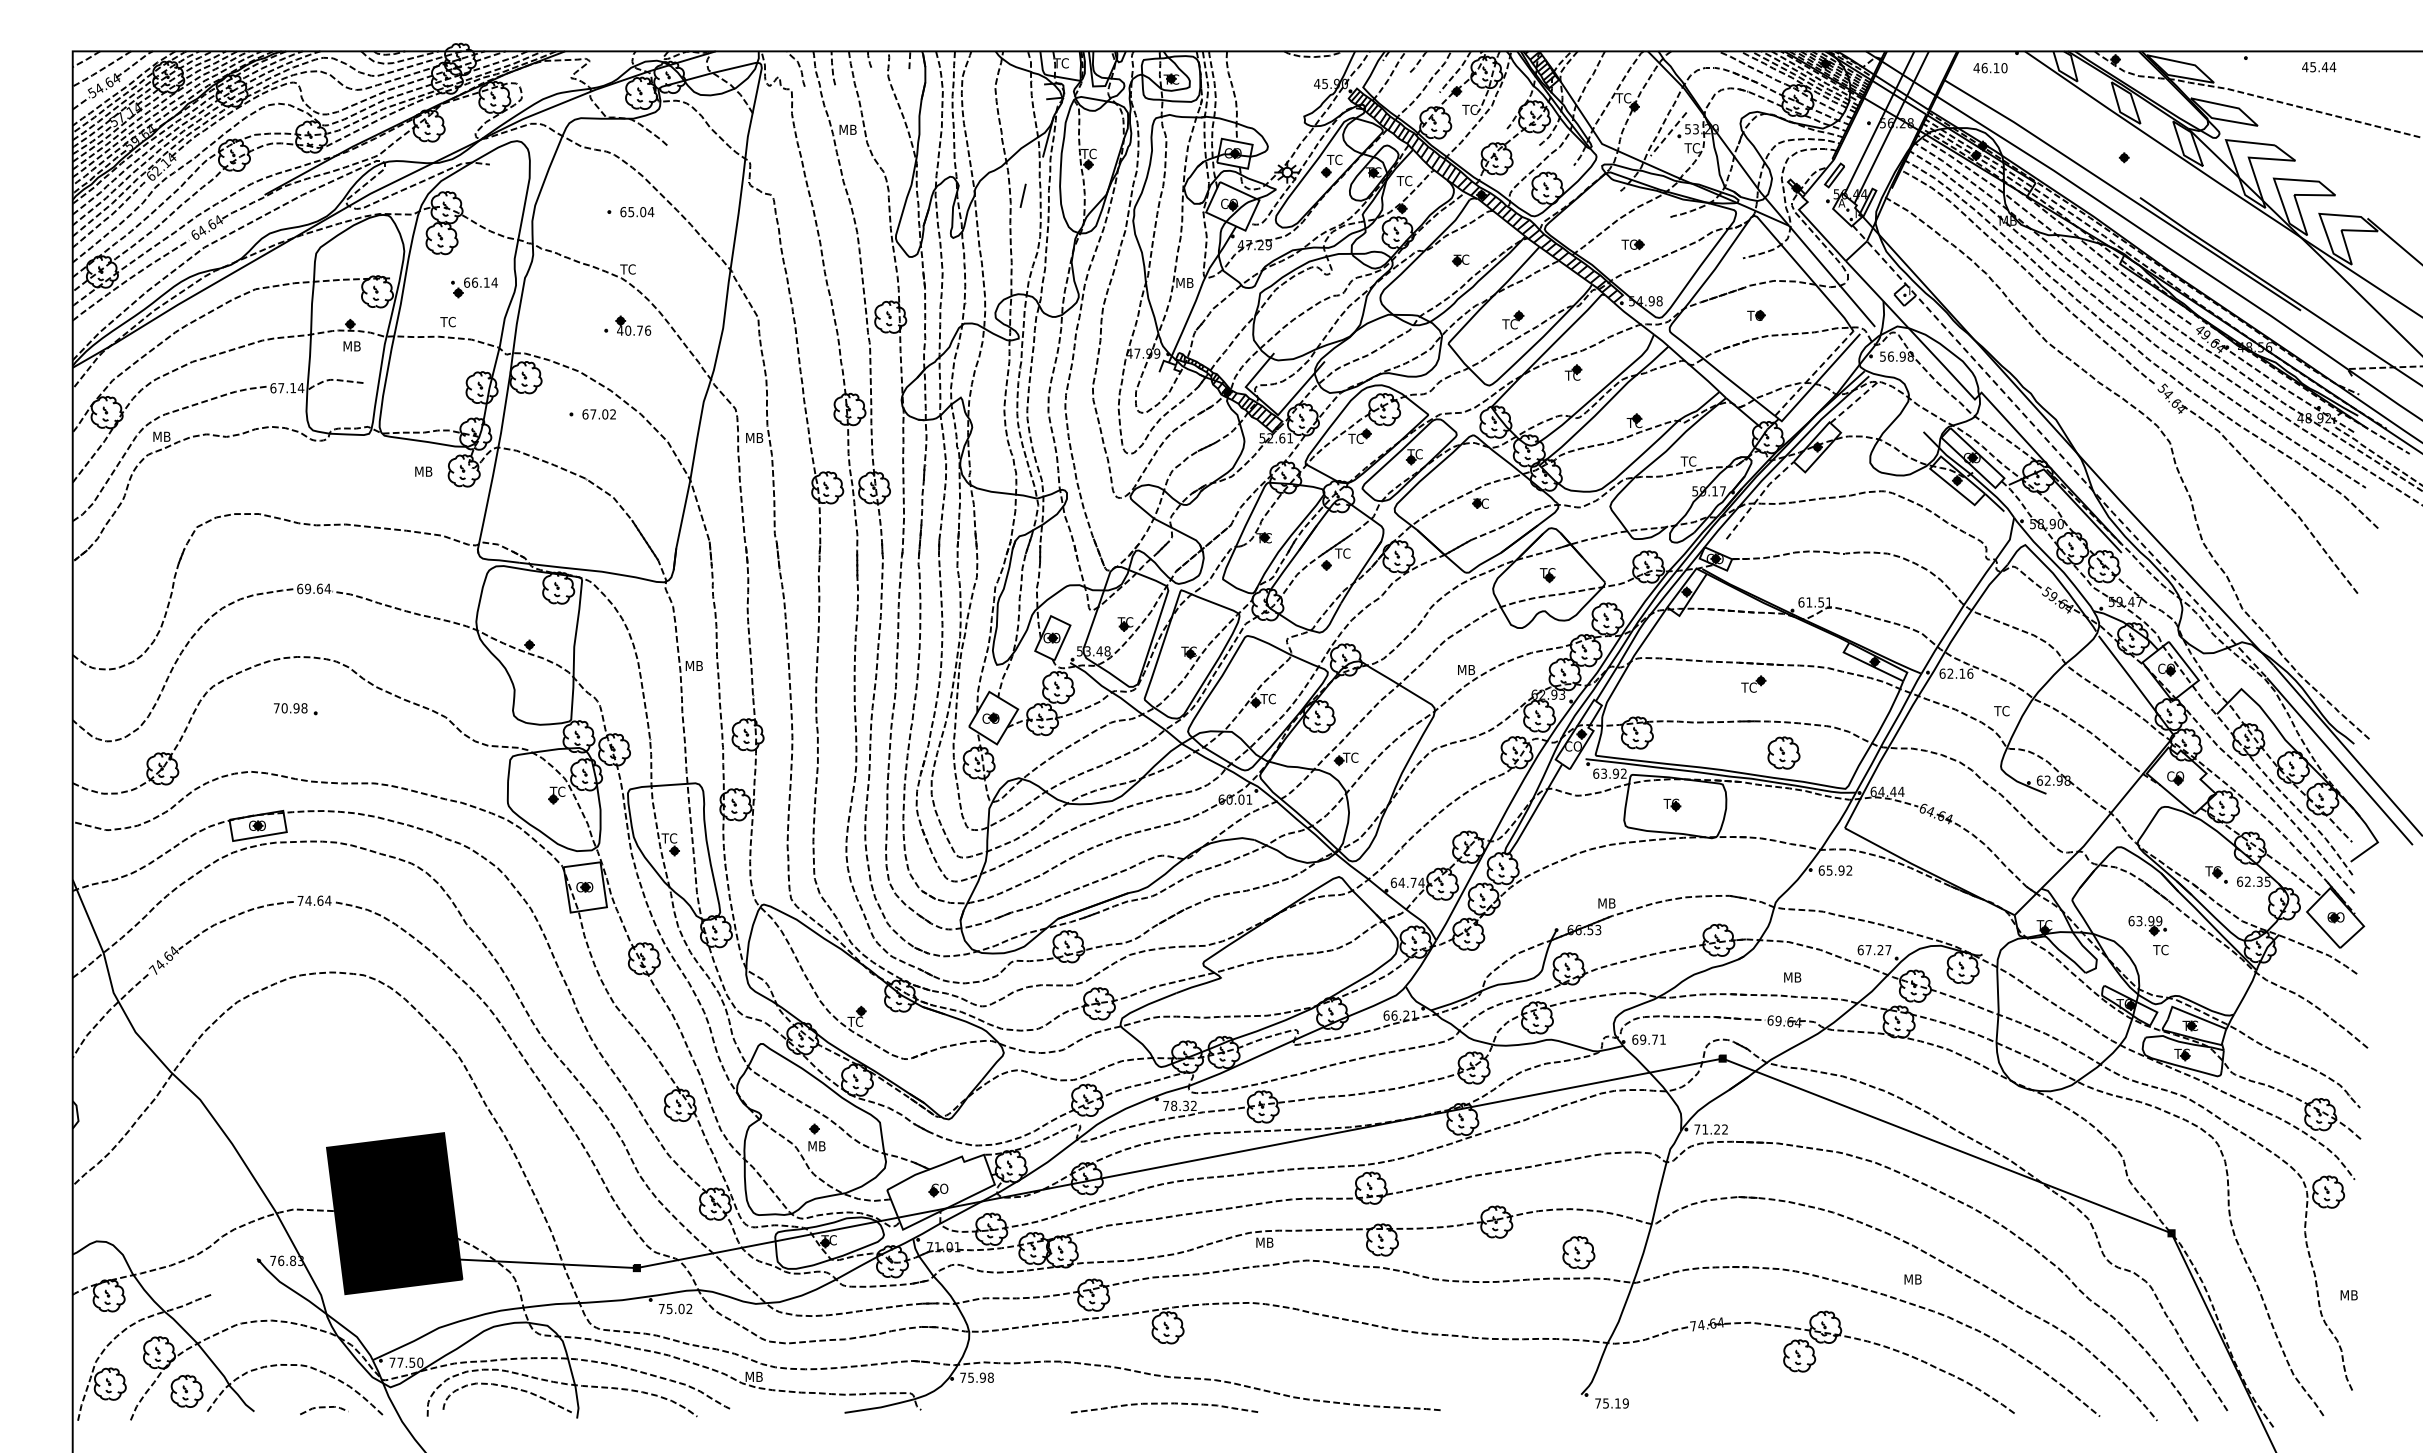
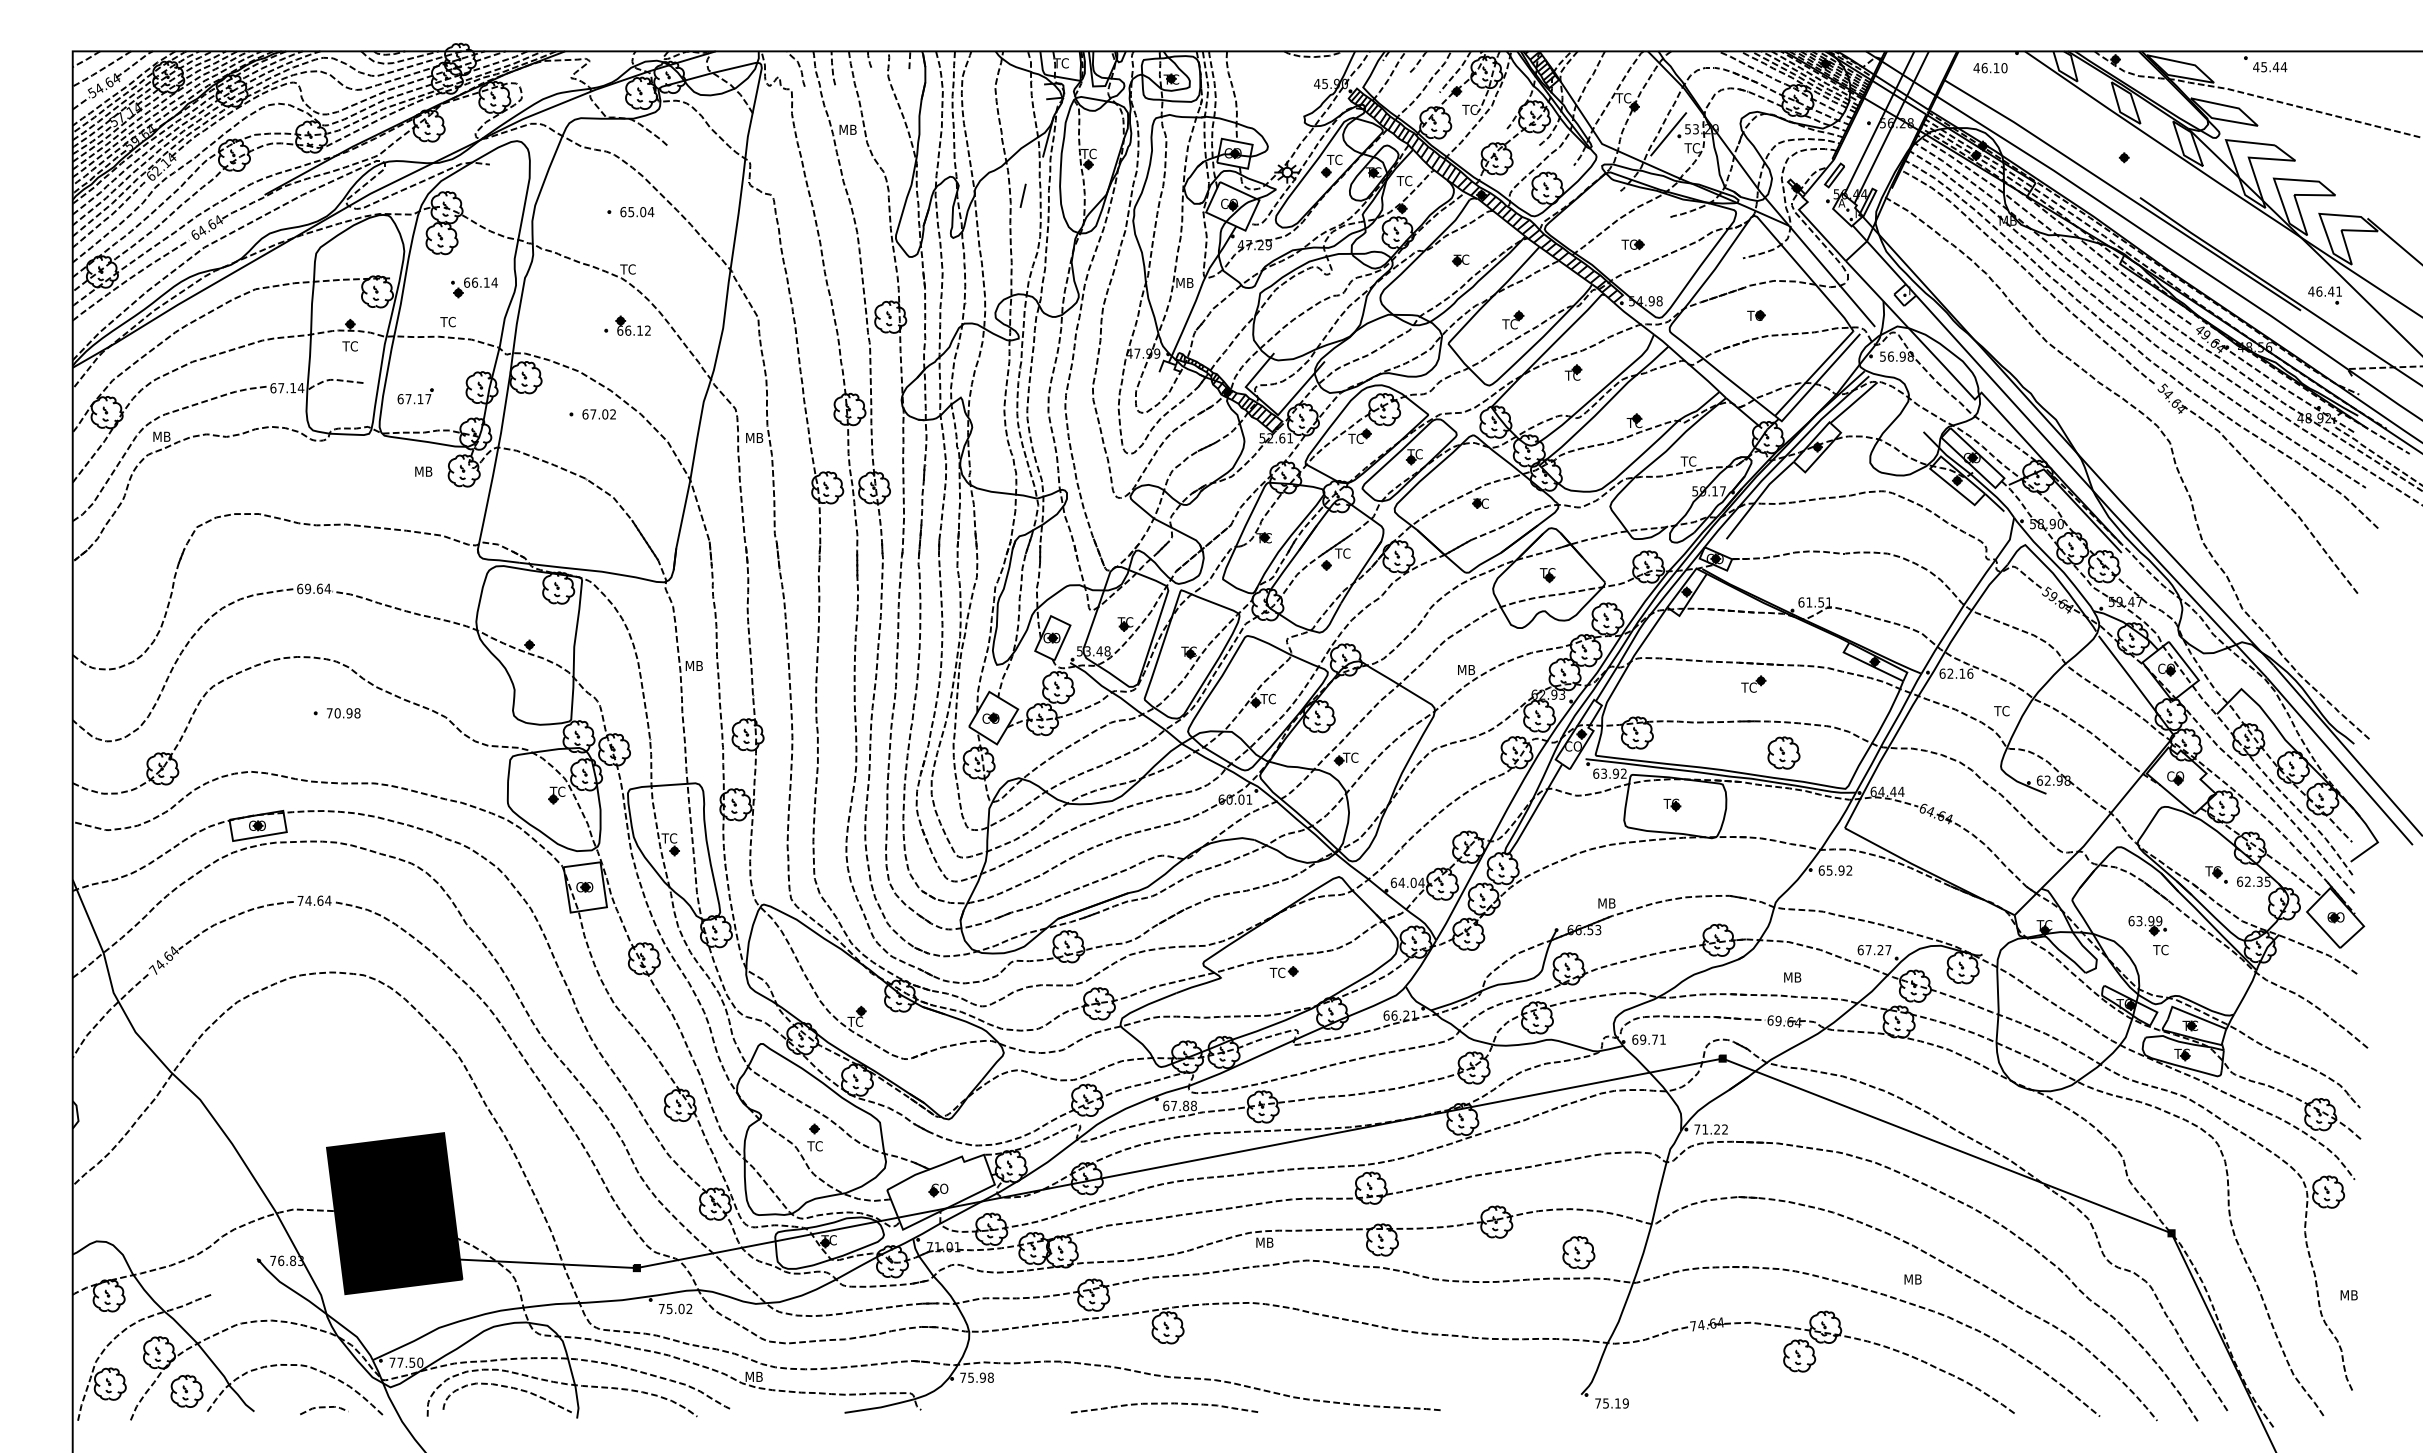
text position: (2319, 67) -> (2270, 67) (2270, 67)
line: dashed -> solid (1668, 134)
part: none -> present (2324, 295)
text: 40.76 -> 66.12 (634, 330)
text: MB -> TC (351, 346)
line: dashed -> solid (1814, 373)
part: none -> present (415, 396)
line: dashed -> solid (1853, 402)
line: dashed -> solid (2059, 453)
line: dashed -> solid (1758, 498)
text position: (290, 708) -> (343, 713) (343, 713)
text: 64.74 -> 64.04 (1413, 882)
part: none -> present (1283, 971)
text: 78.32 -> 67.88 (1179, 1105)
text: MB -> TC (816, 1146)
